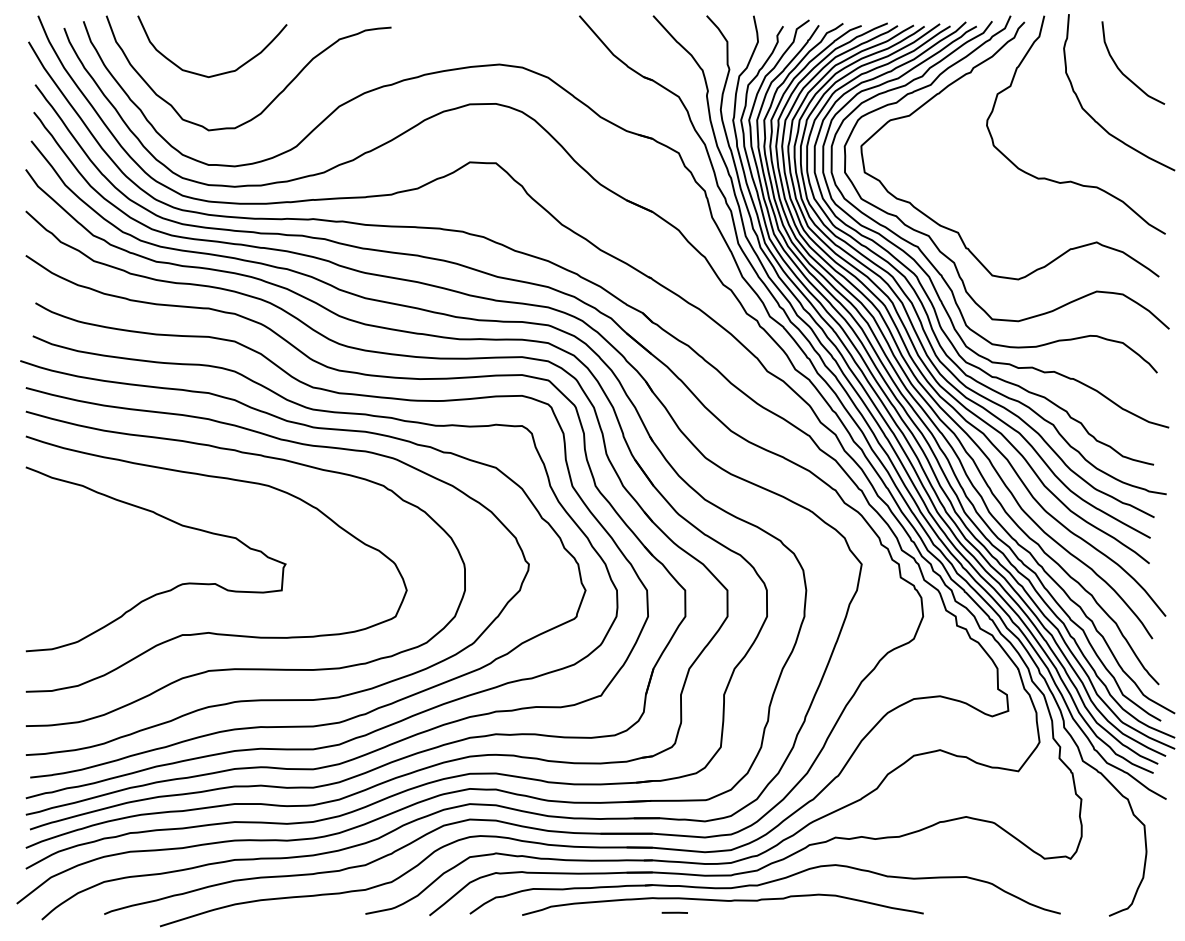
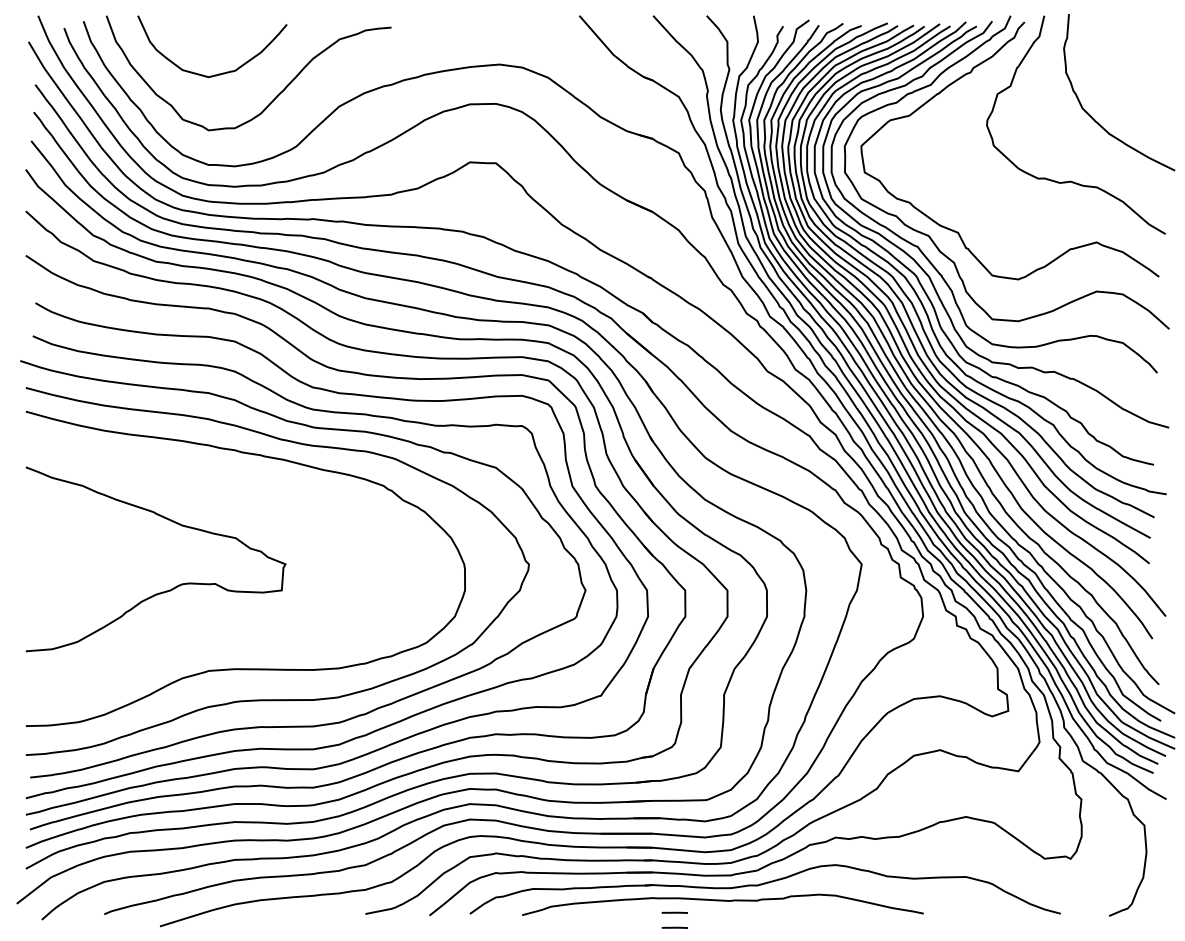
curve: present -> none (1122, 71)
curve: present -> none (214, 632)
line: none -> present (674, 927)
